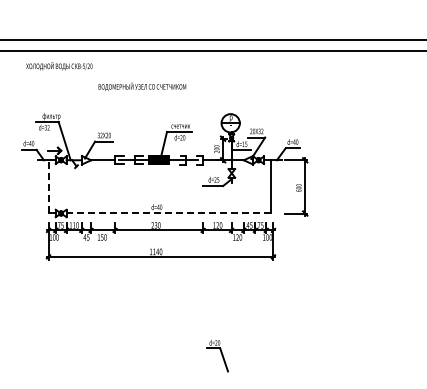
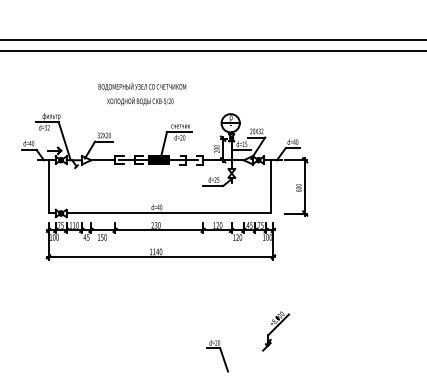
text position: (59, 66) -> (140, 101) (140, 101)
line: dashed -> solid (48, 186)
line: dashed -> solid (168, 213)
part: none -> present (276, 331)
